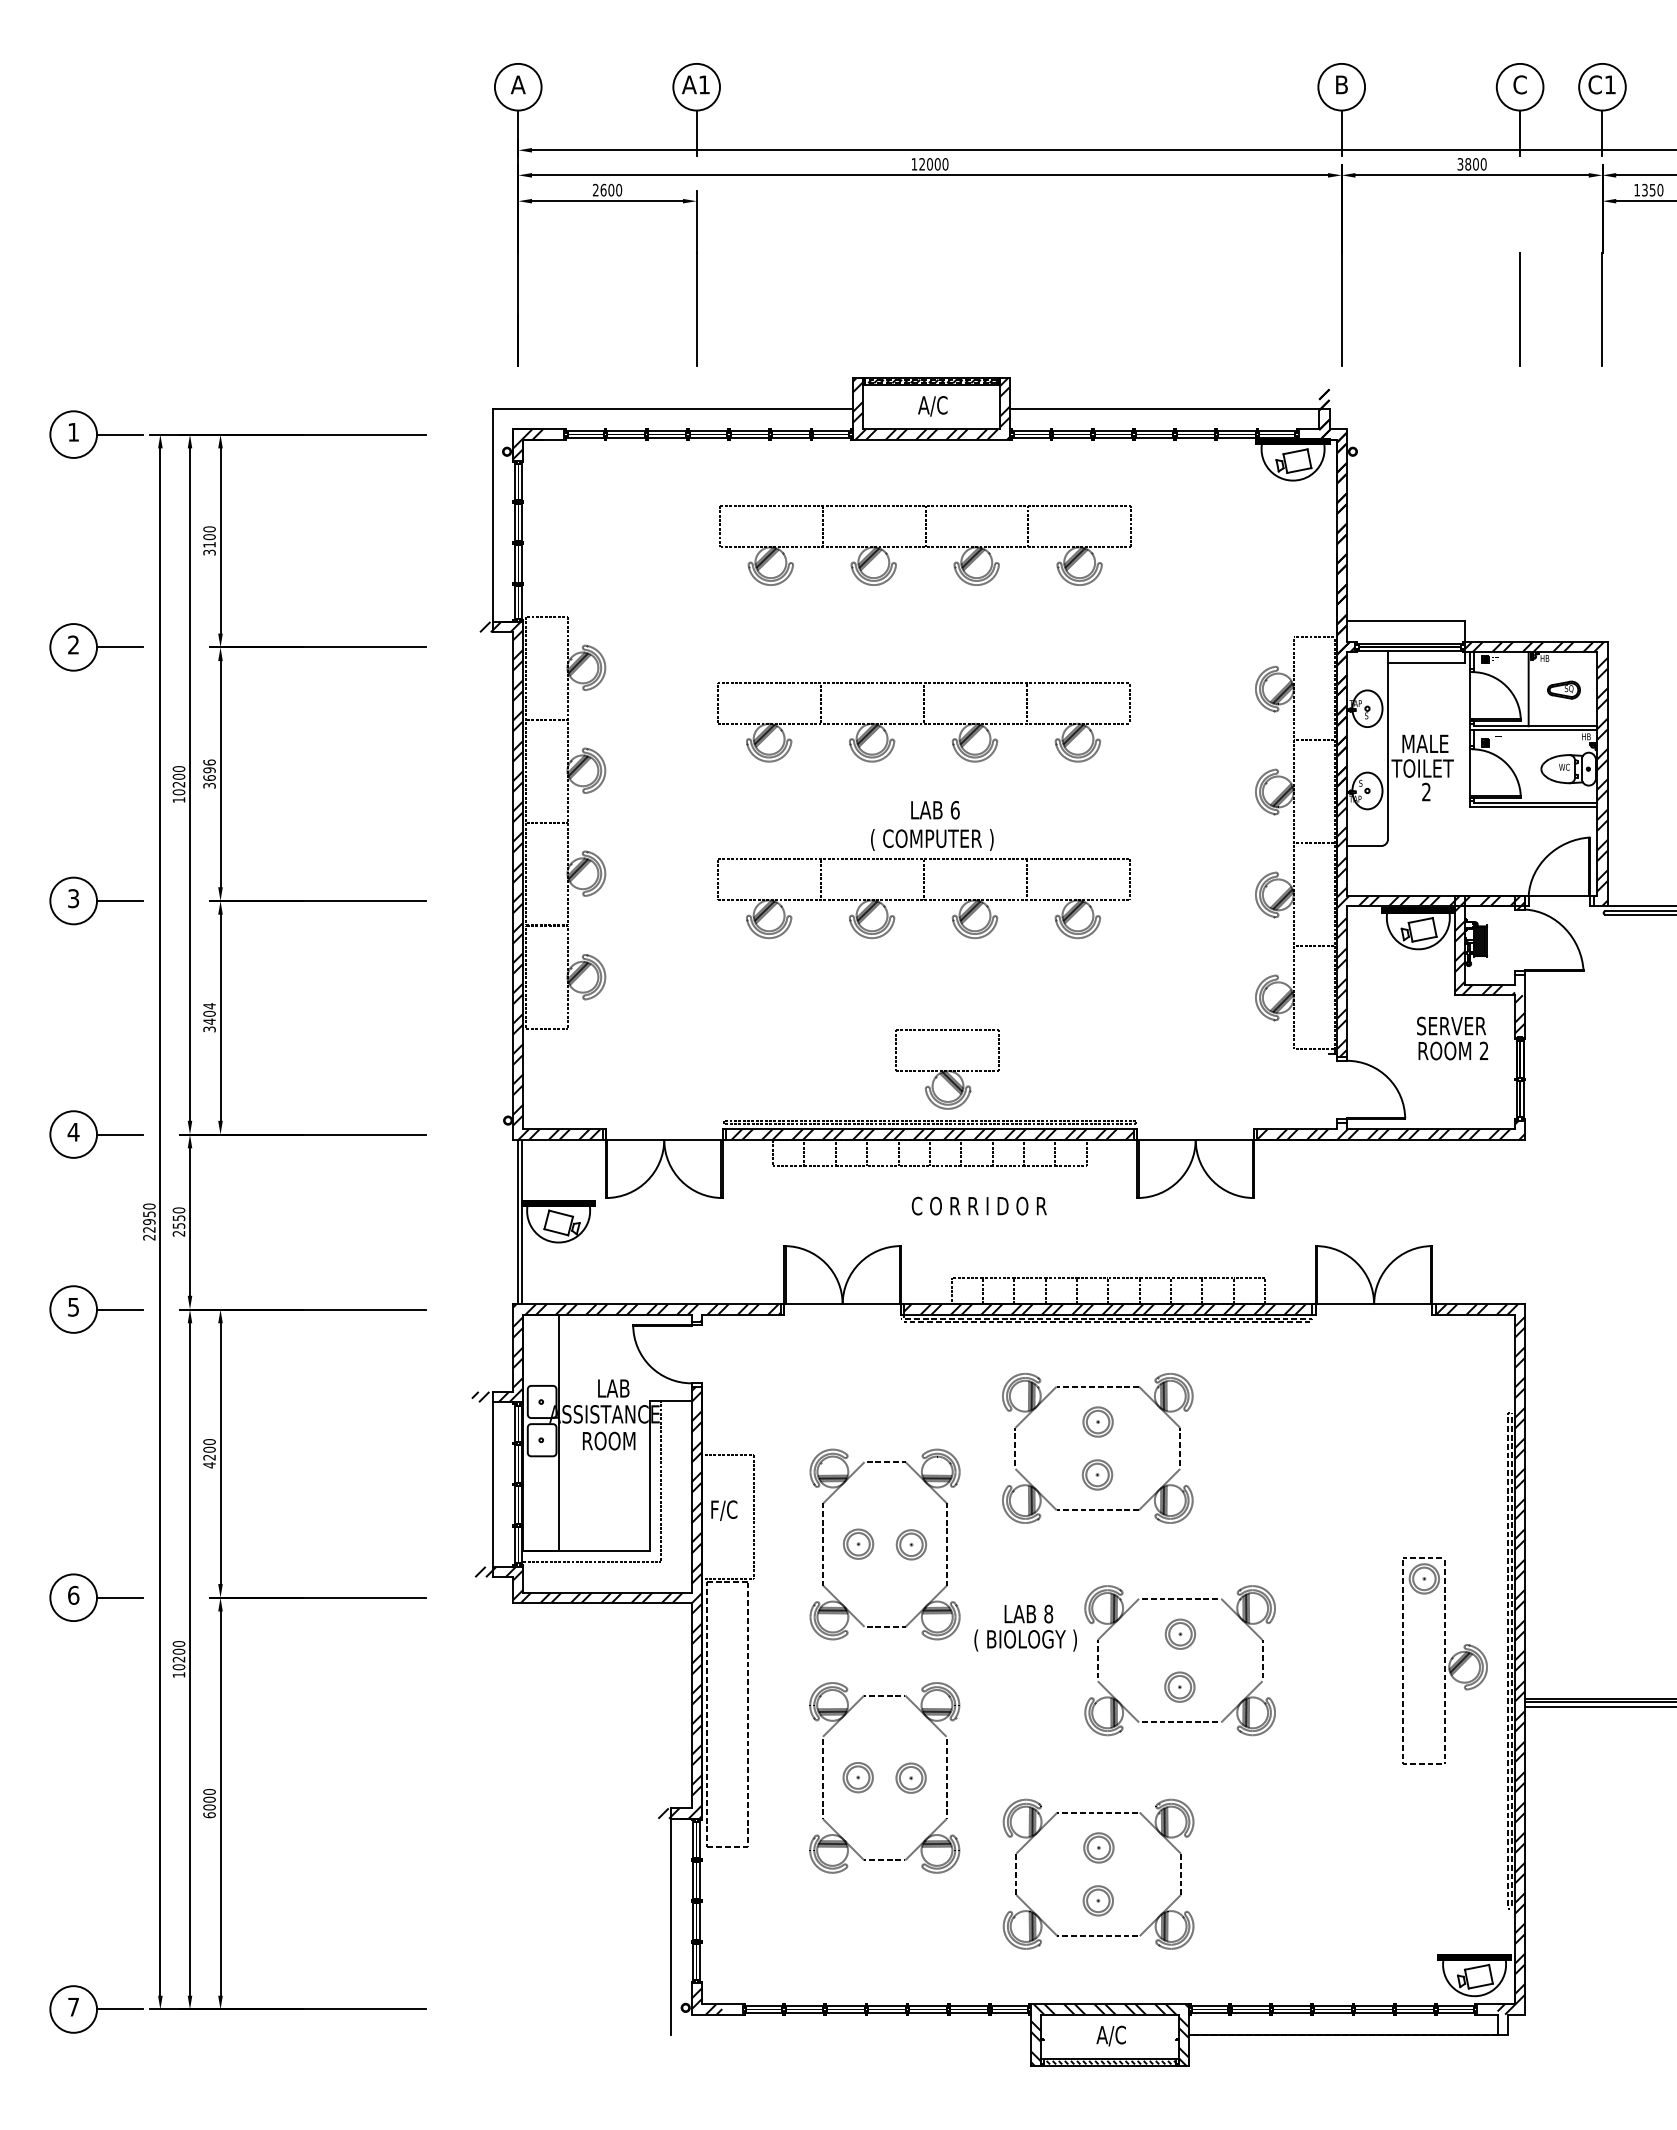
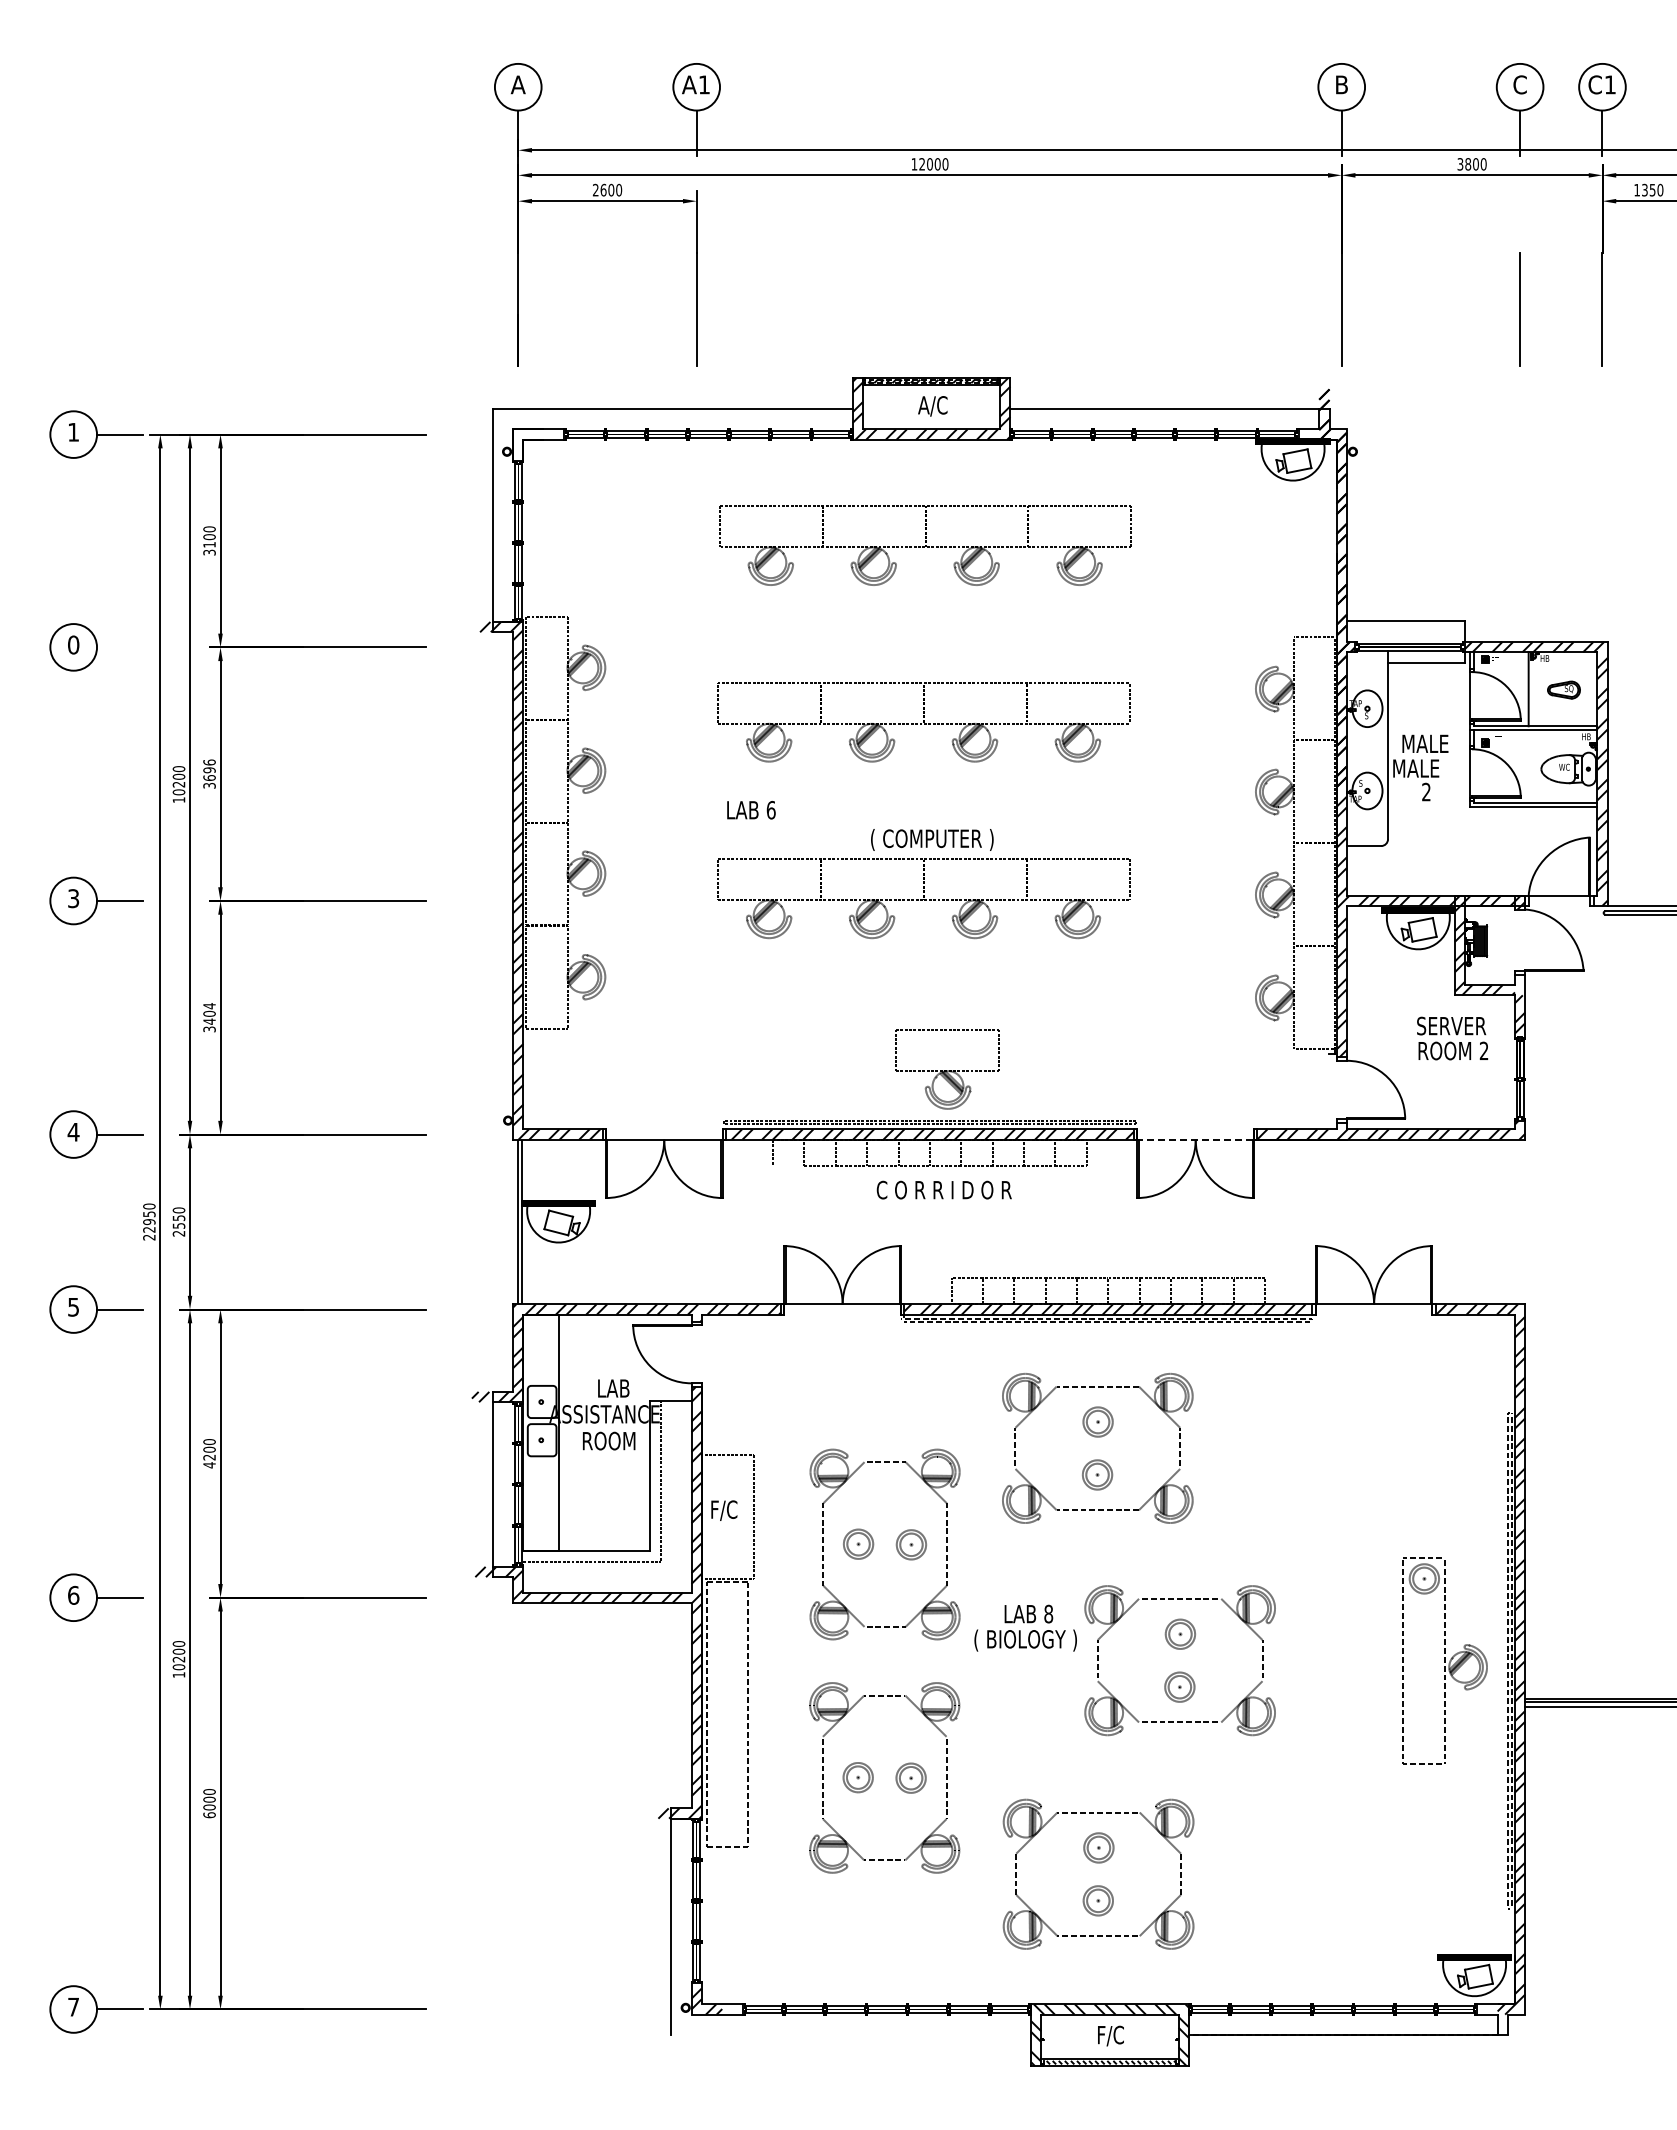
hatch: present -> none (527, 444)
text: 2 -> 0 (73, 644)
line: present -> none (119, 647)
text: TOILET -> MALE (1422, 768)
text position: (935, 810) -> (751, 810) (751, 810)
line: solid -> dashed (1195, 1139)
line: present -> none (788, 1165)
text position: (978, 1205) -> (943, 1189) (943, 1189)
text: A/C -> F/C (1110, 2035)
